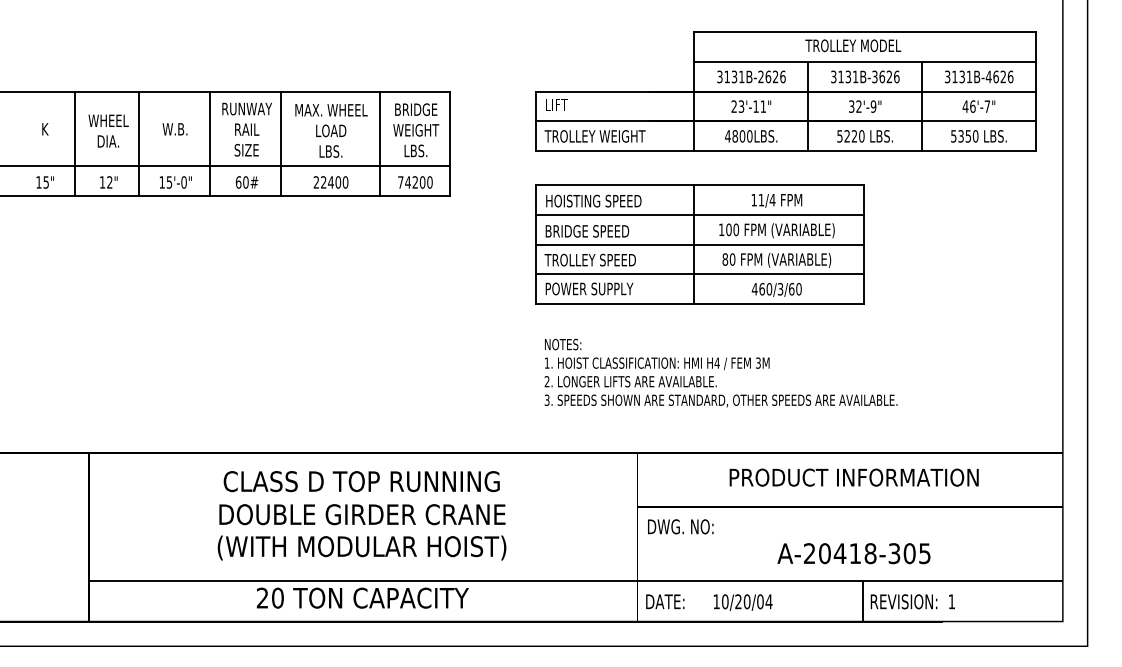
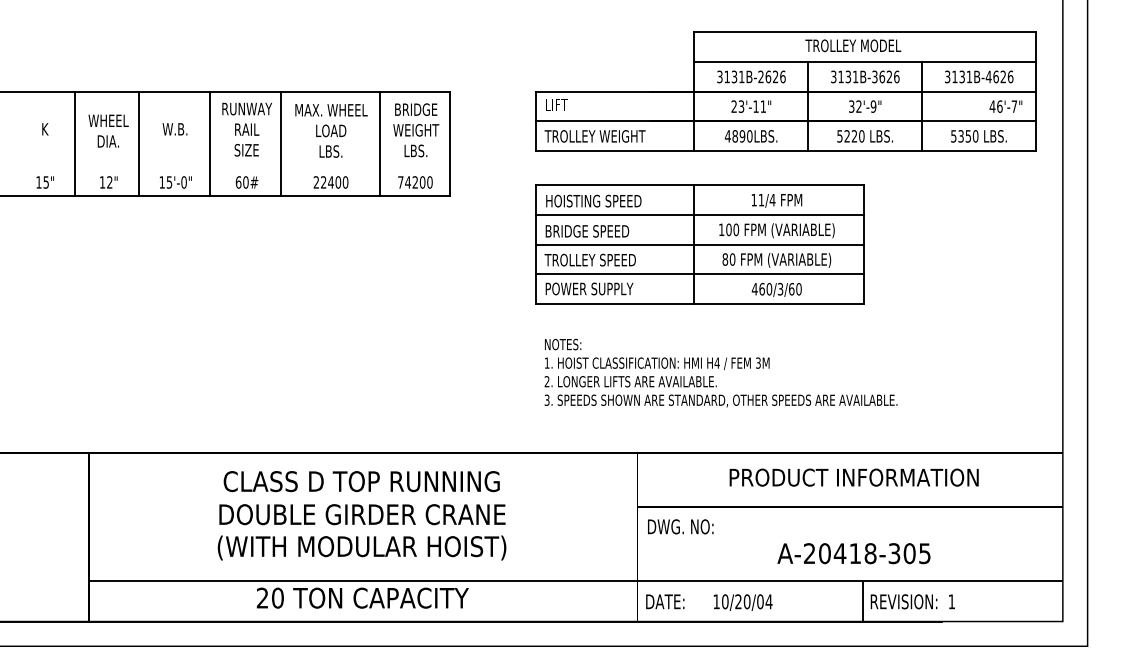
text position: (978, 106) -> (1005, 106) (1005, 106)
text: 4800LBS. -> 4890LBS. (742, 136)
line: present -> none (226, 166)
